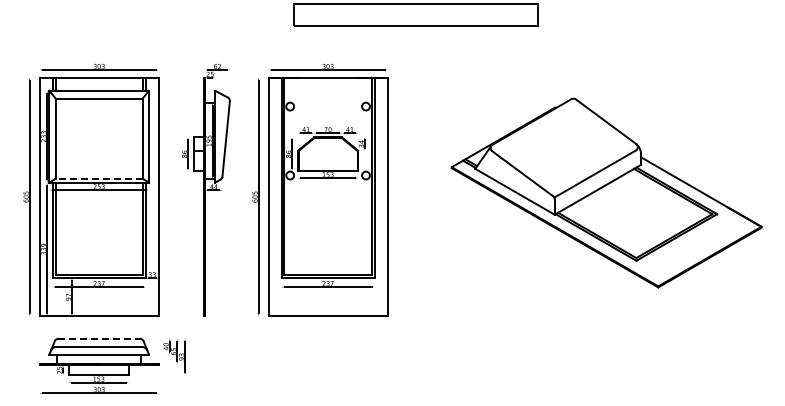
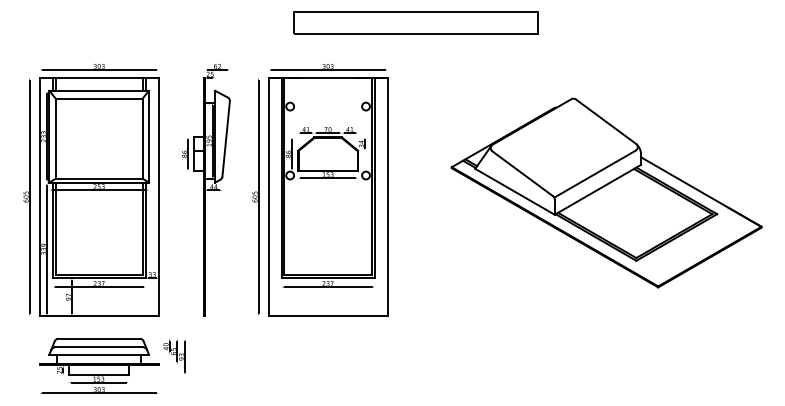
part position: (415, 14) -> (415, 22) (415, 22)
line: dashed -> solid (98, 178)
line: dashed -> solid (99, 338)
